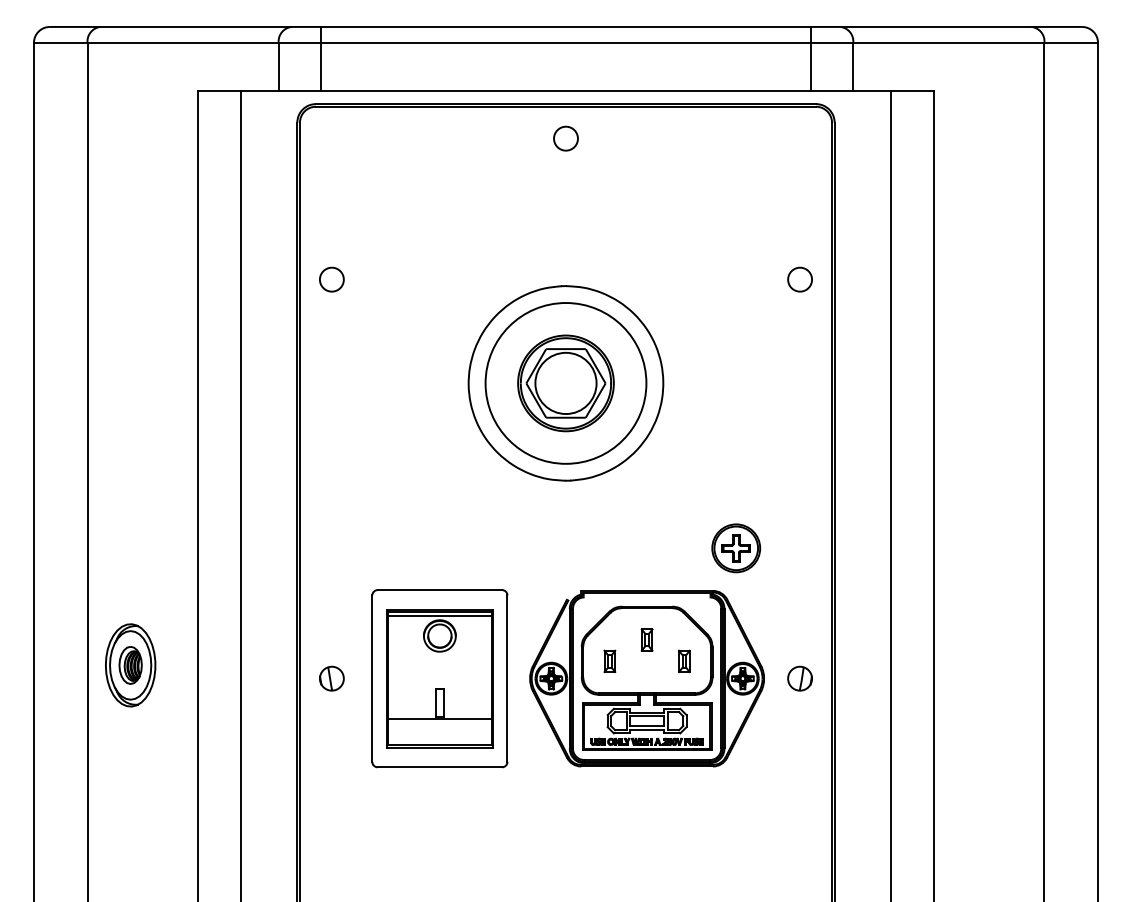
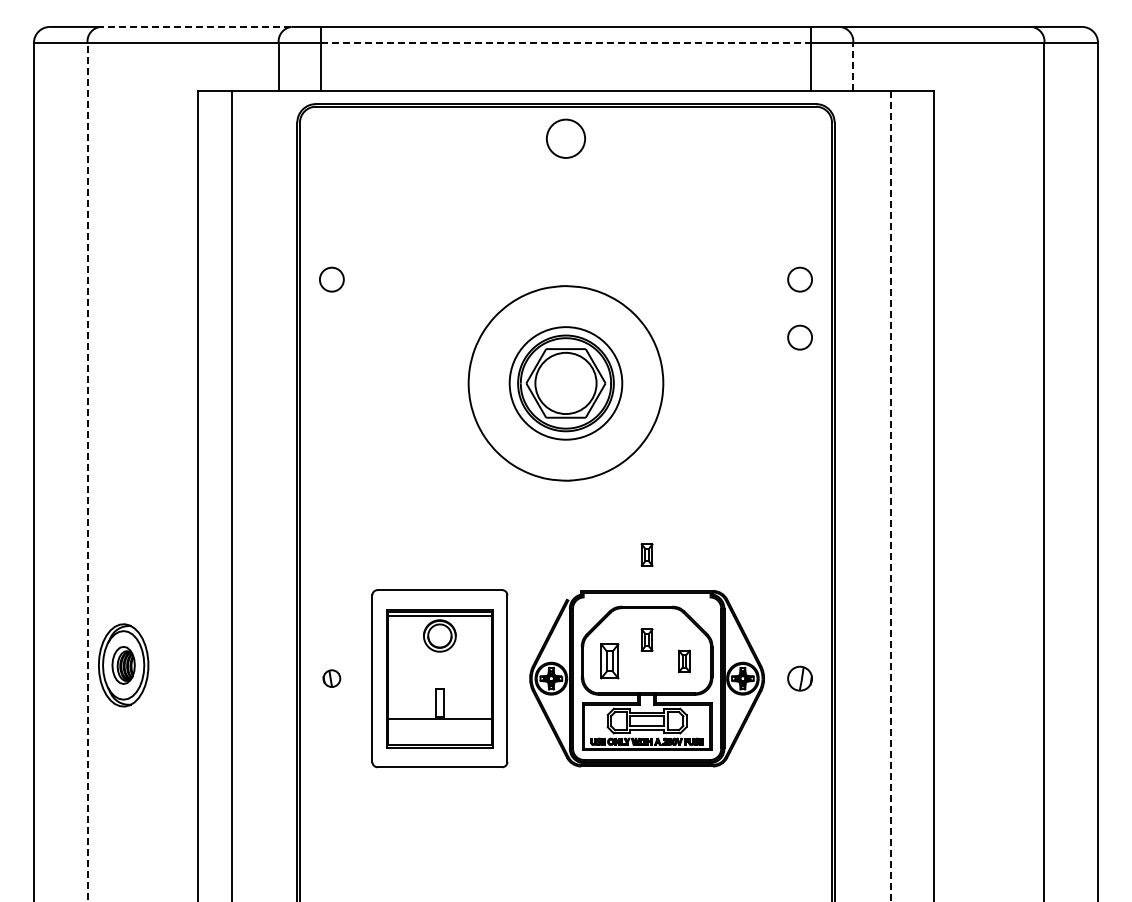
line: solid -> dashed (195, 26)
line: solid -> dashed (566, 42)
line: solid -> dashed (853, 66)
circle size: 26x27 px -> 40x41 px (565, 138)
circle: none -> present (799, 337)
circle diameter: 161 px -> 113 px (565, 383)
line: solid -> dashed (87, 471)
line position: (240, 494) -> (231, 494) (231, 494)
line: solid -> dashed (891, 496)
part: present -> none (736, 548)
part: none -> present (646, 554)
part size: 14x25 px -> 20x37 px (609, 661)
part position: (130, 665) -> (123, 665) (123, 665)
part size: 26x27 px -> 20x19 px (331, 678)
